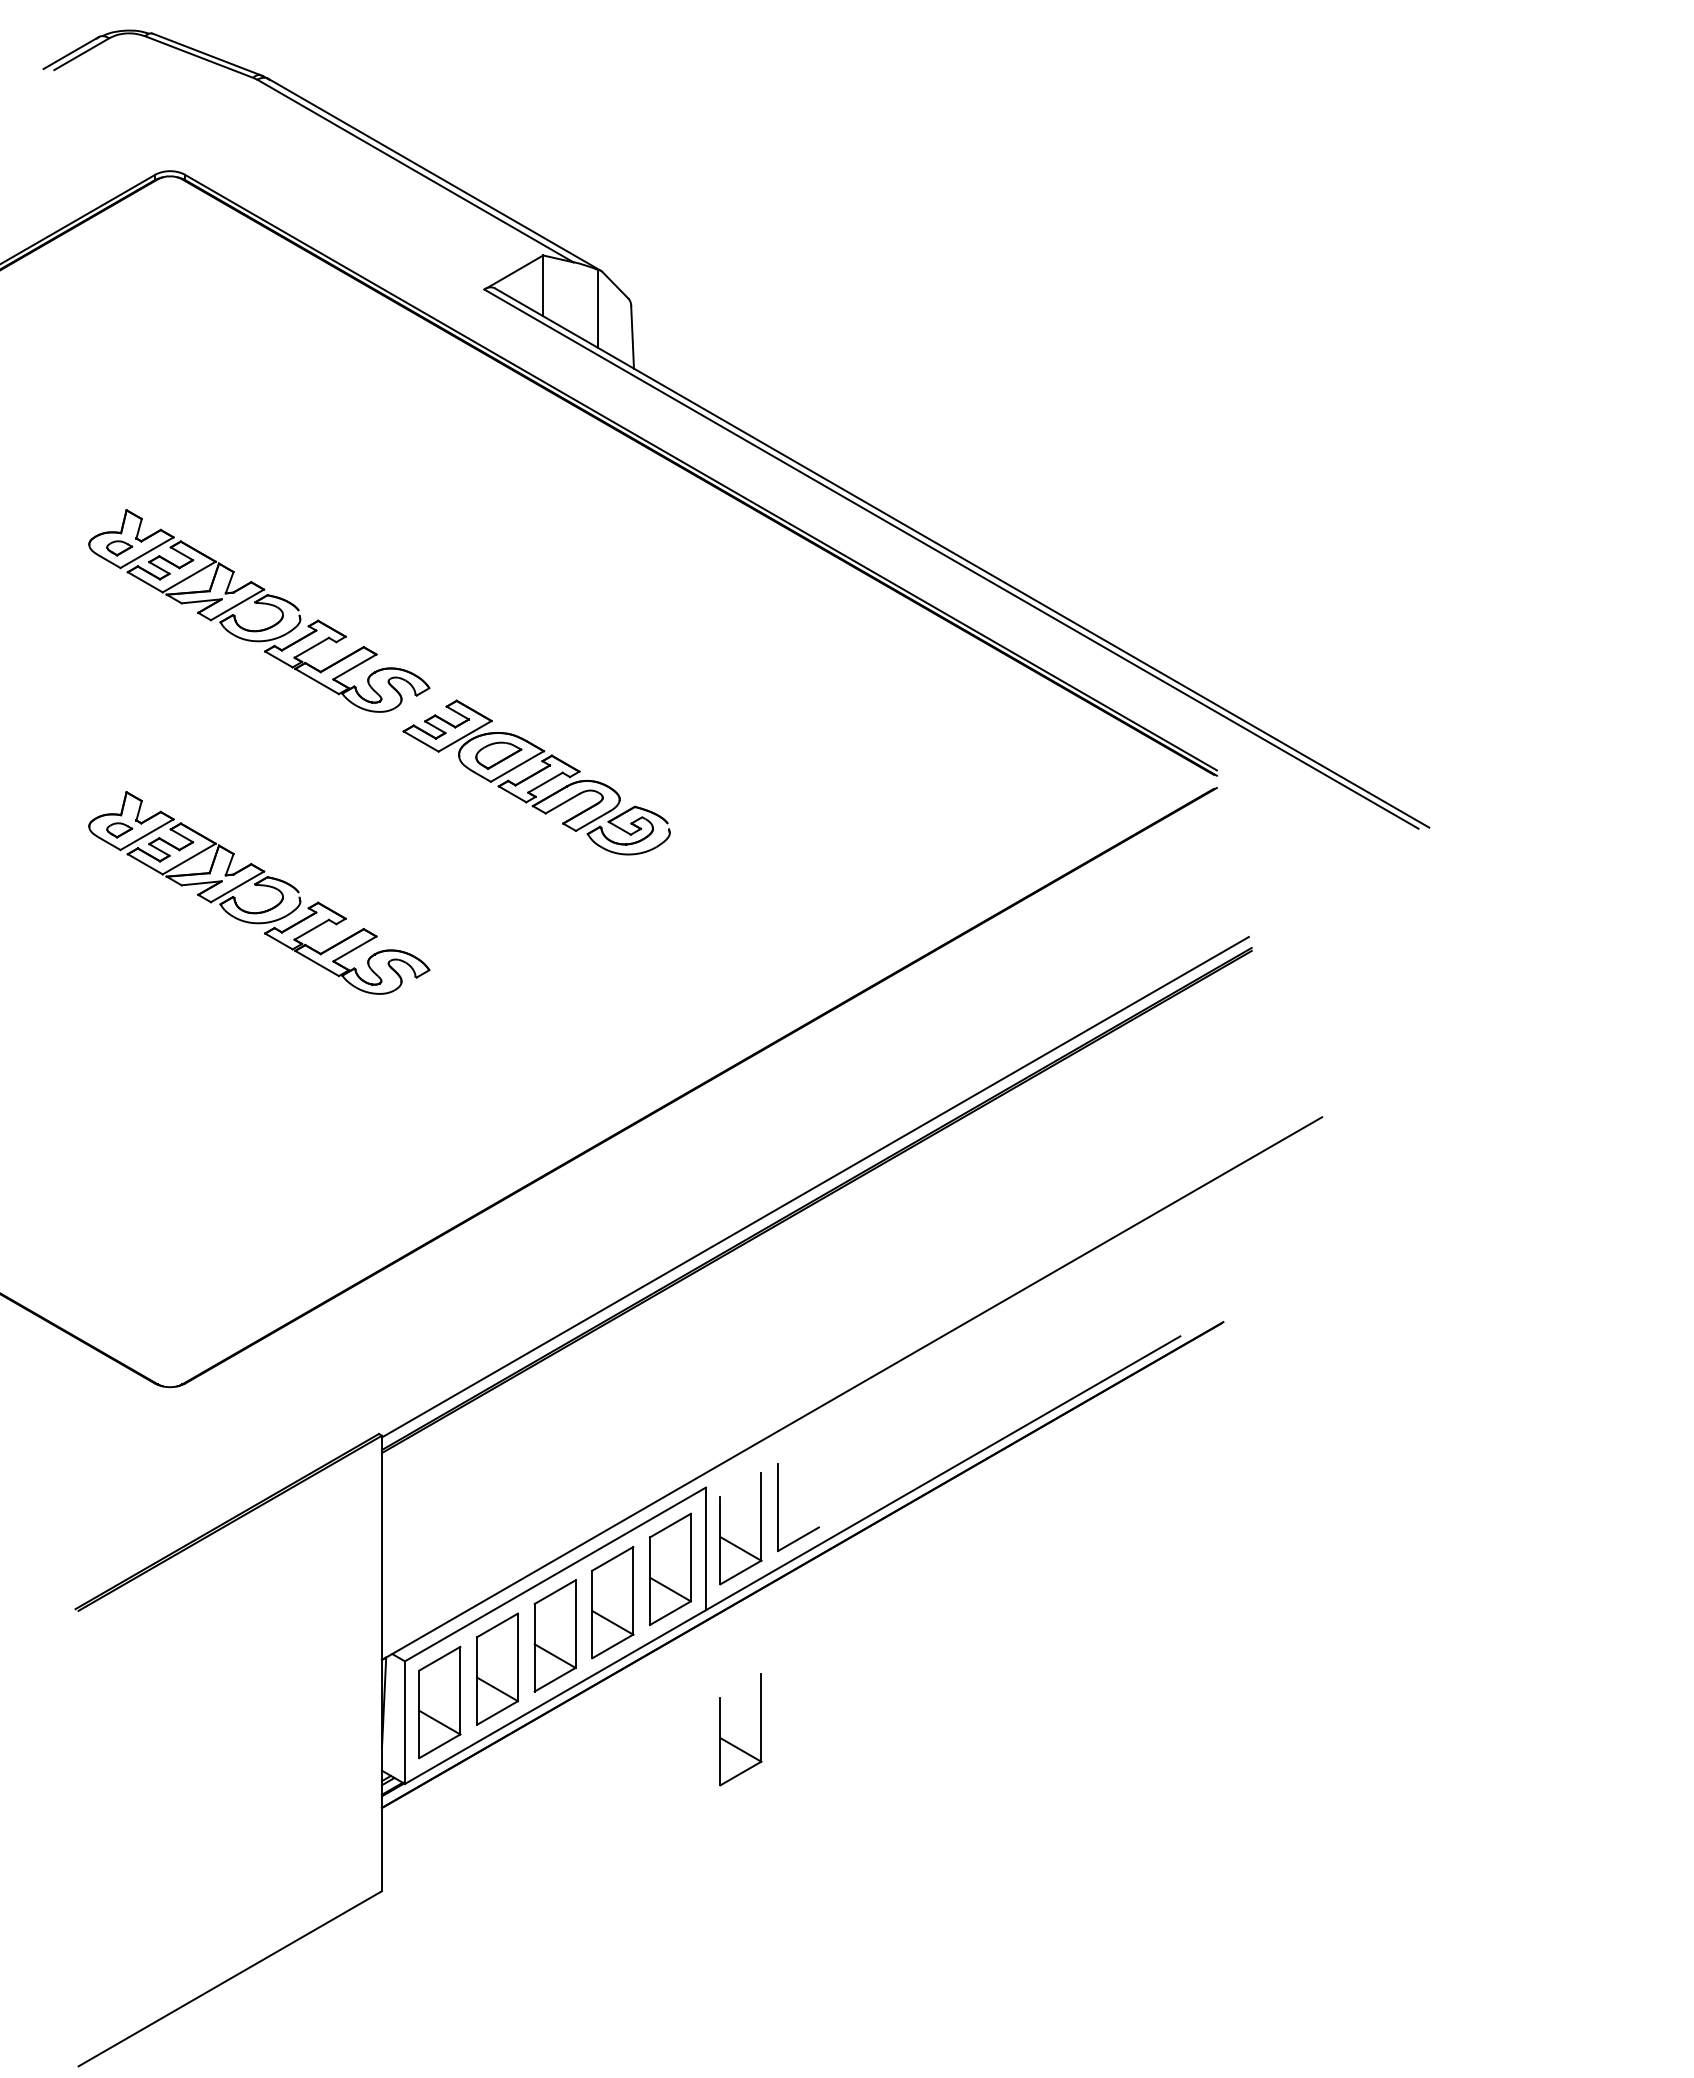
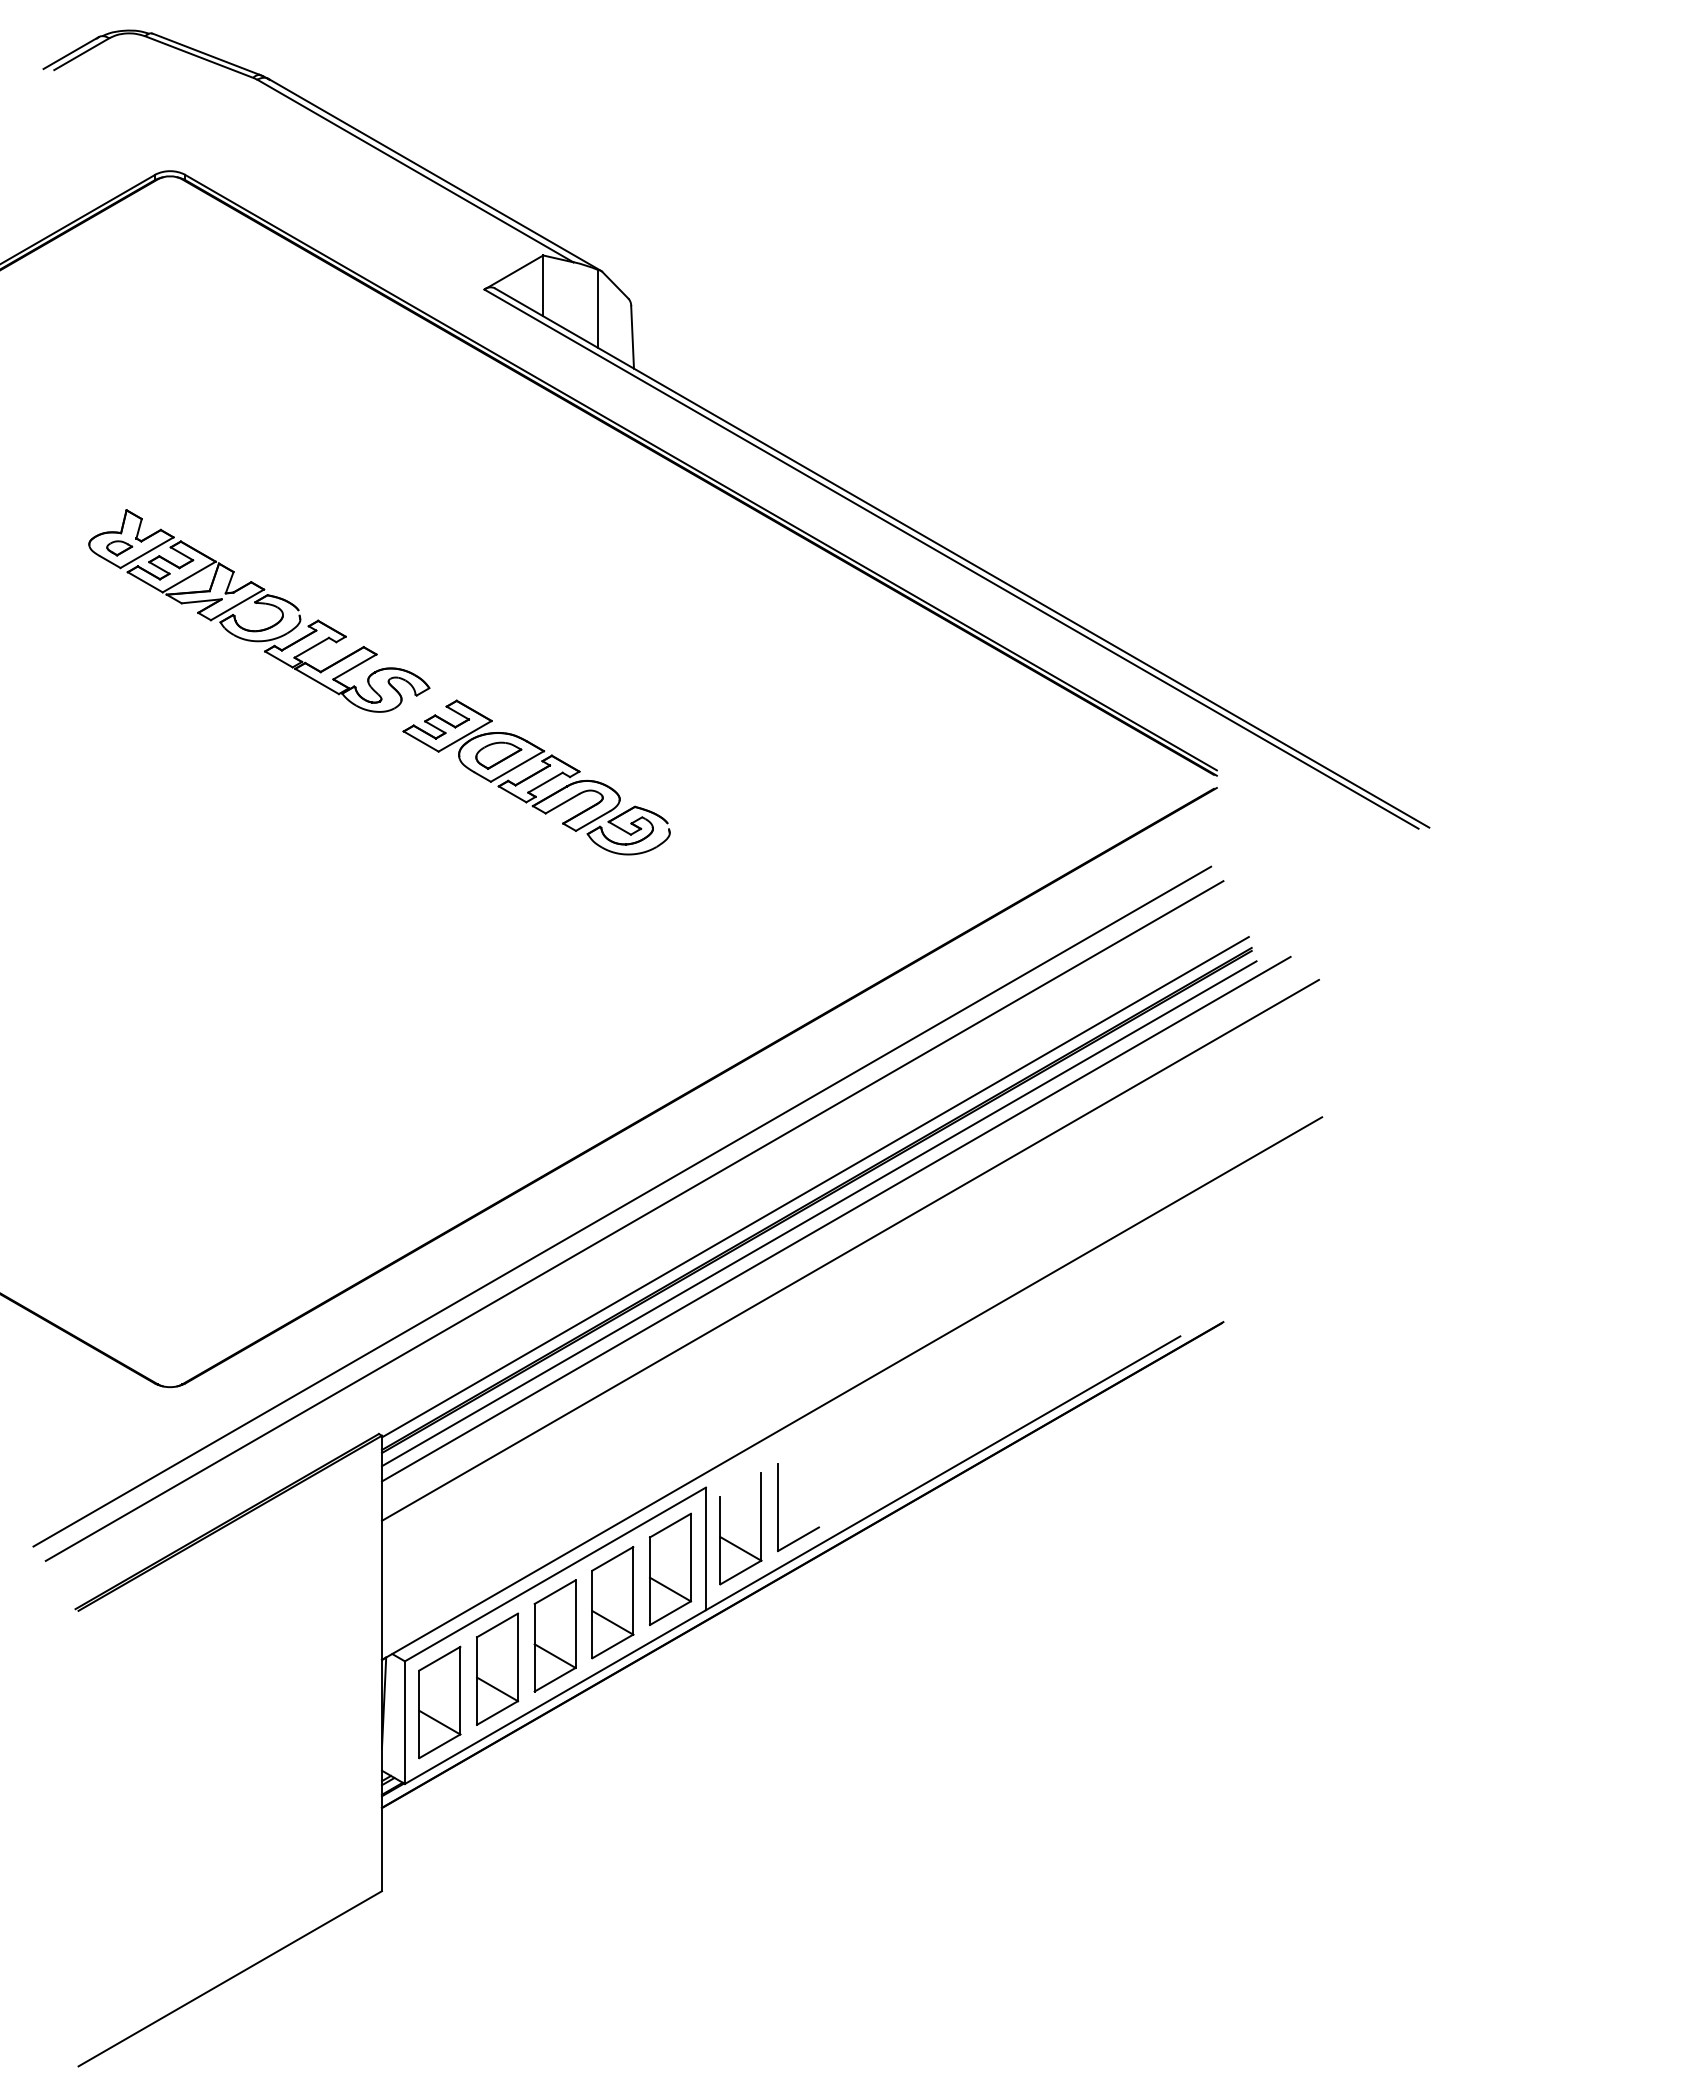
part: present -> none (260, 886)
line: none -> present (622, 1206)
line: none -> present (818, 1213)
line: none -> present (835, 1218)
line: none -> present (634, 1220)
line: none -> present (849, 1249)
part: present -> none (730, 1742)
